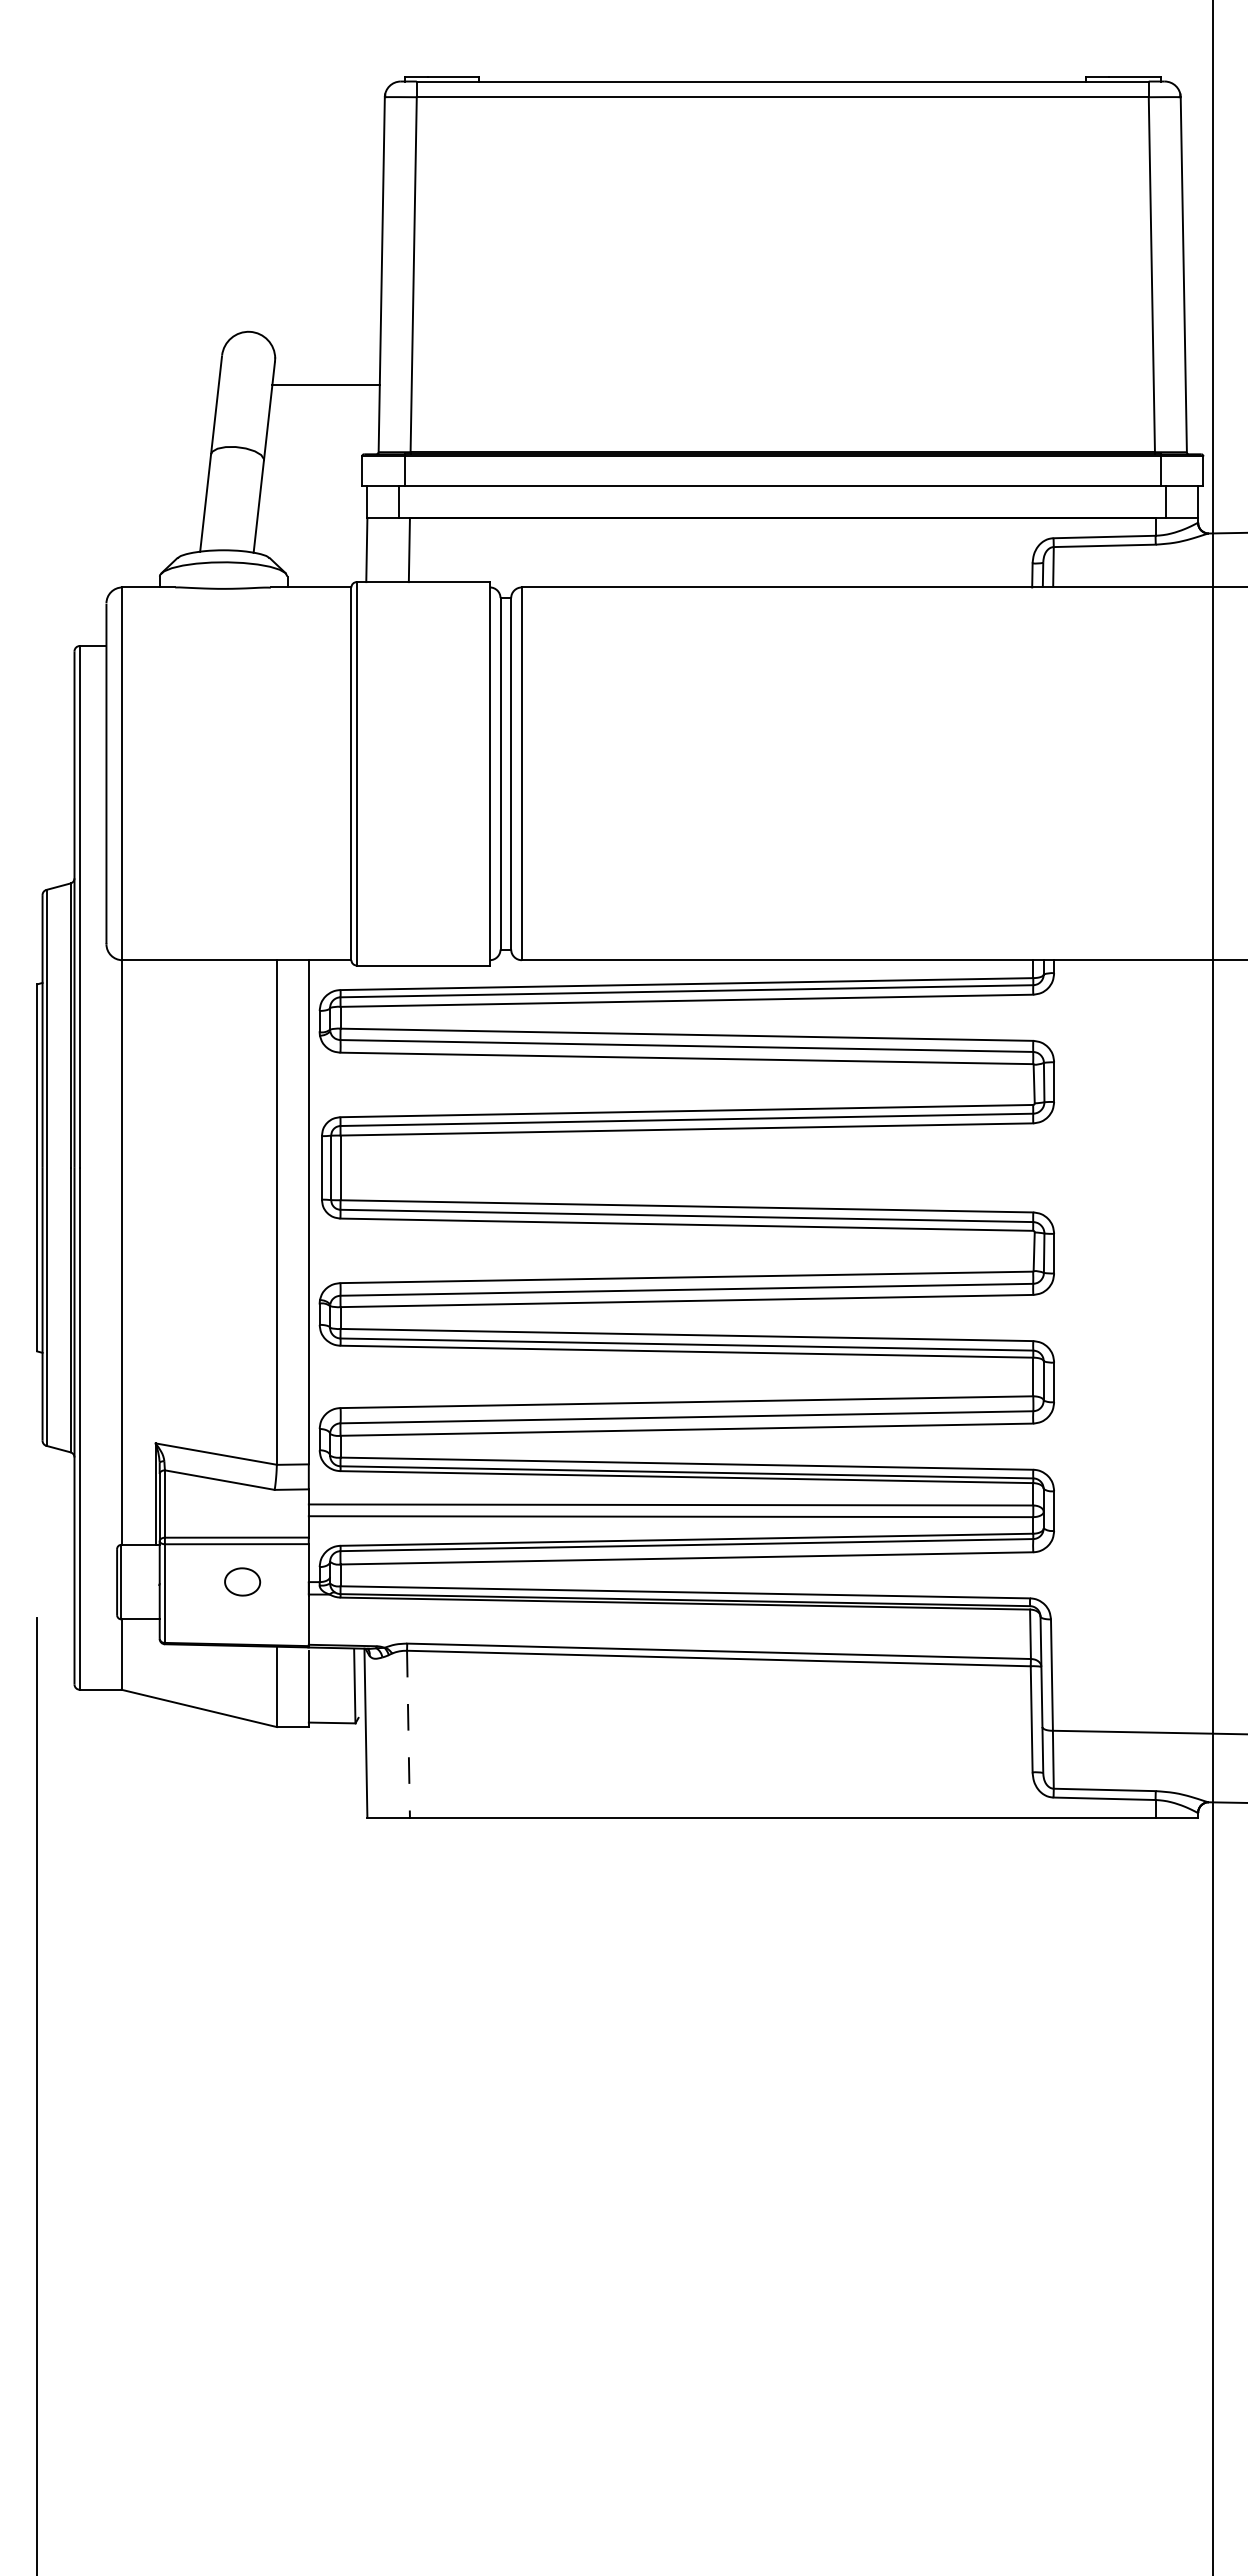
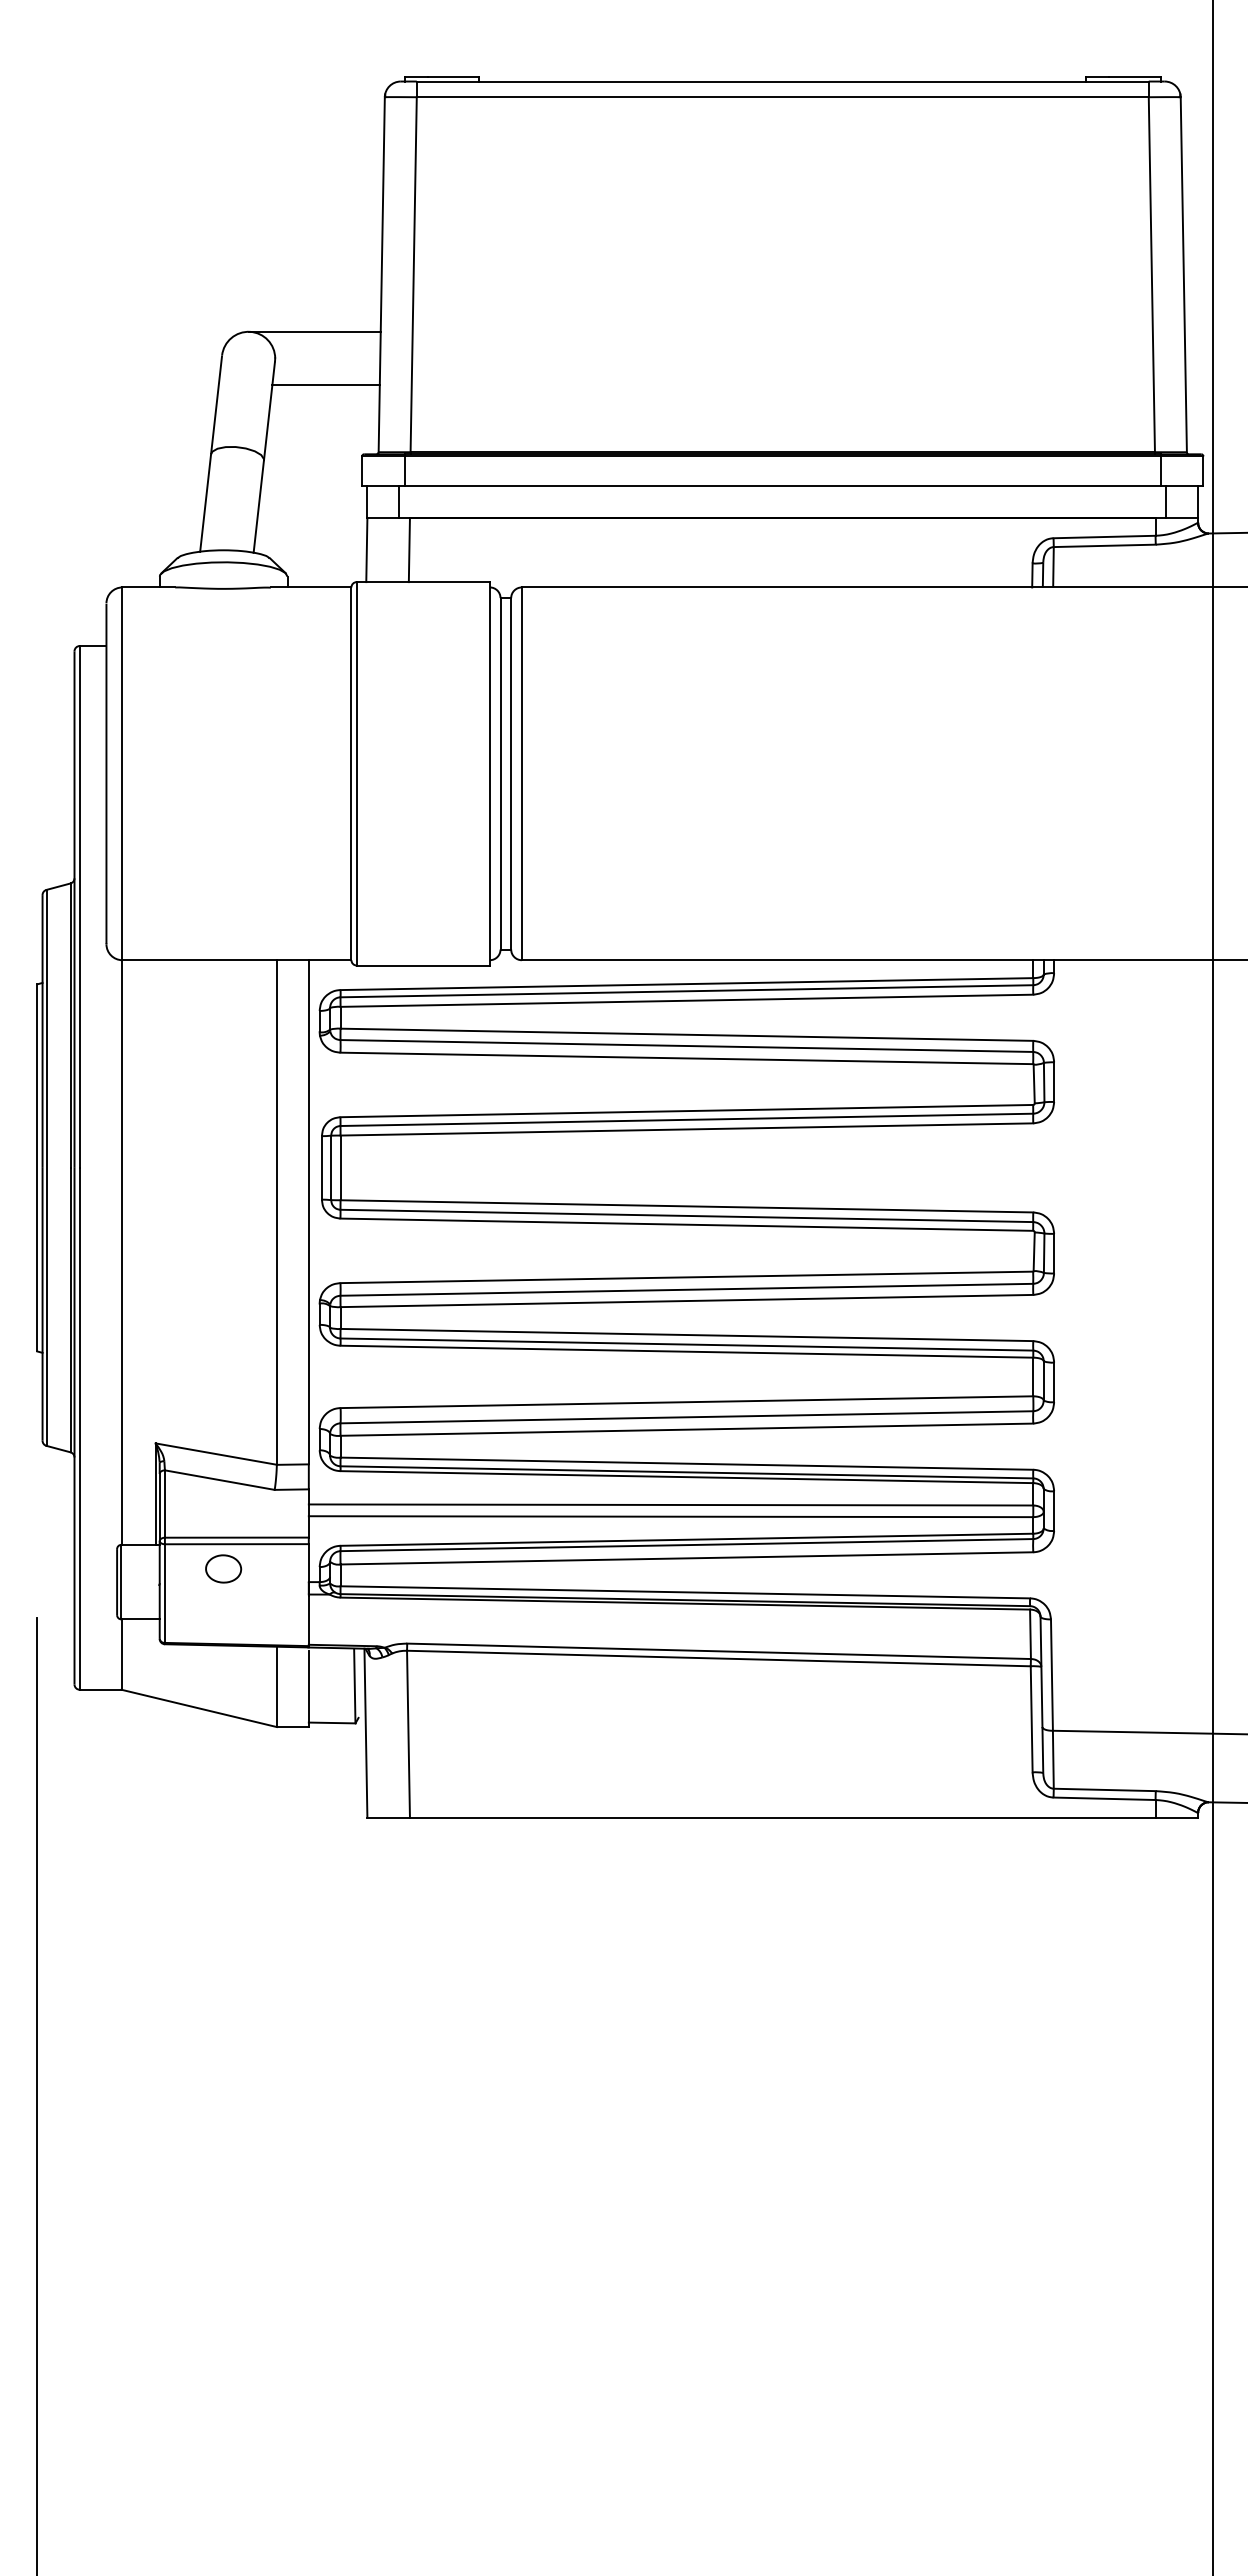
line: none -> present (314, 331)
part position: (242, 1581) -> (223, 1568) (223, 1568)
line: dashed -> solid (408, 1734)
